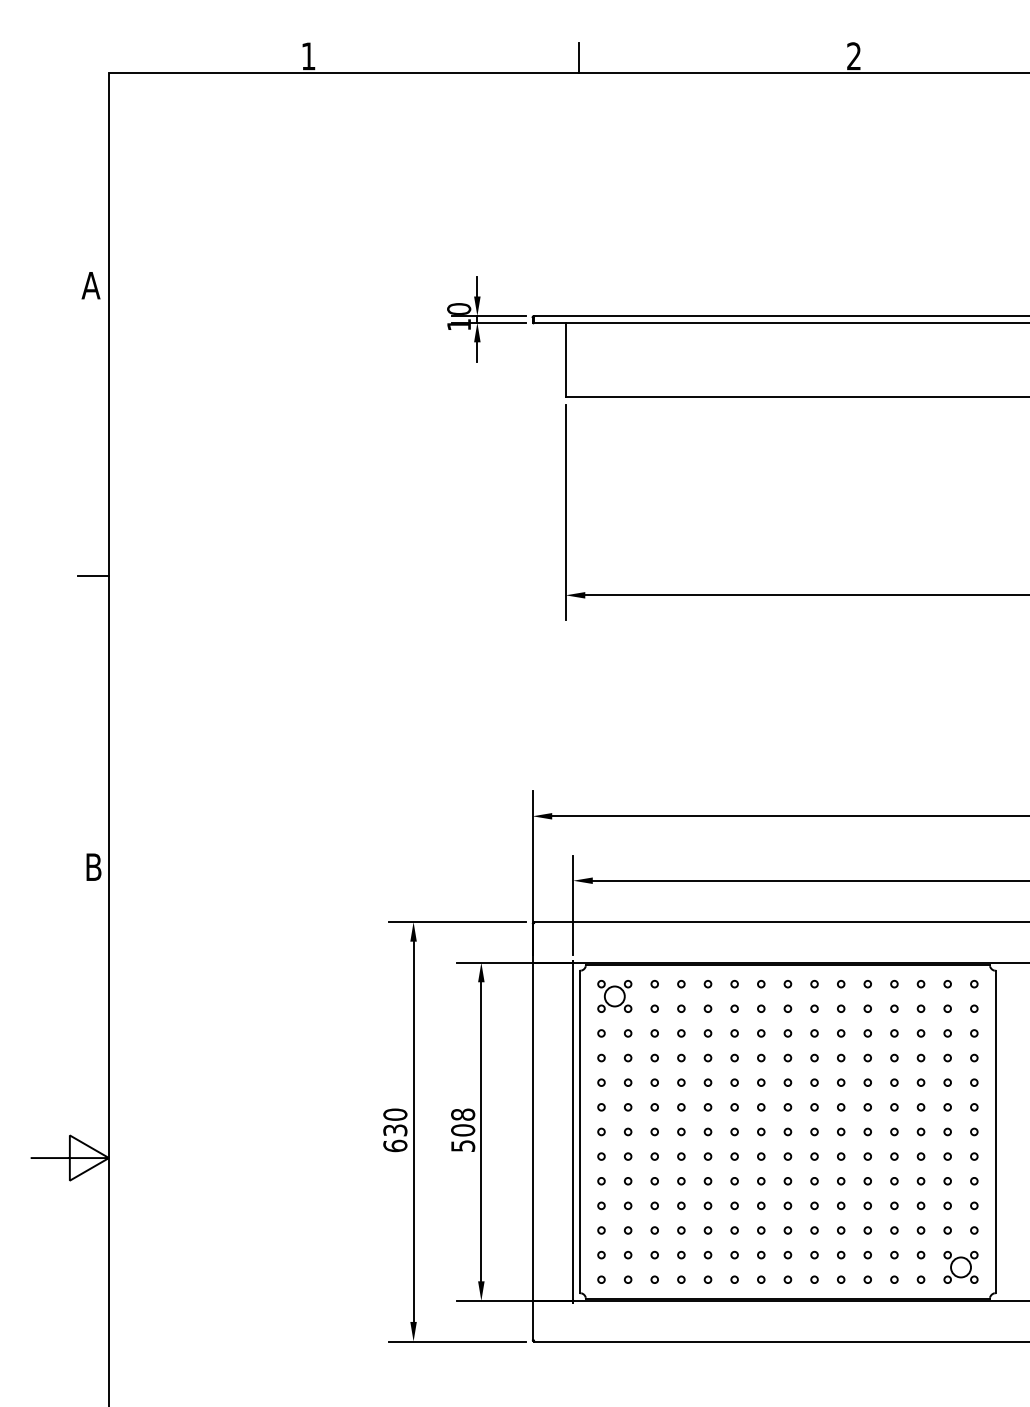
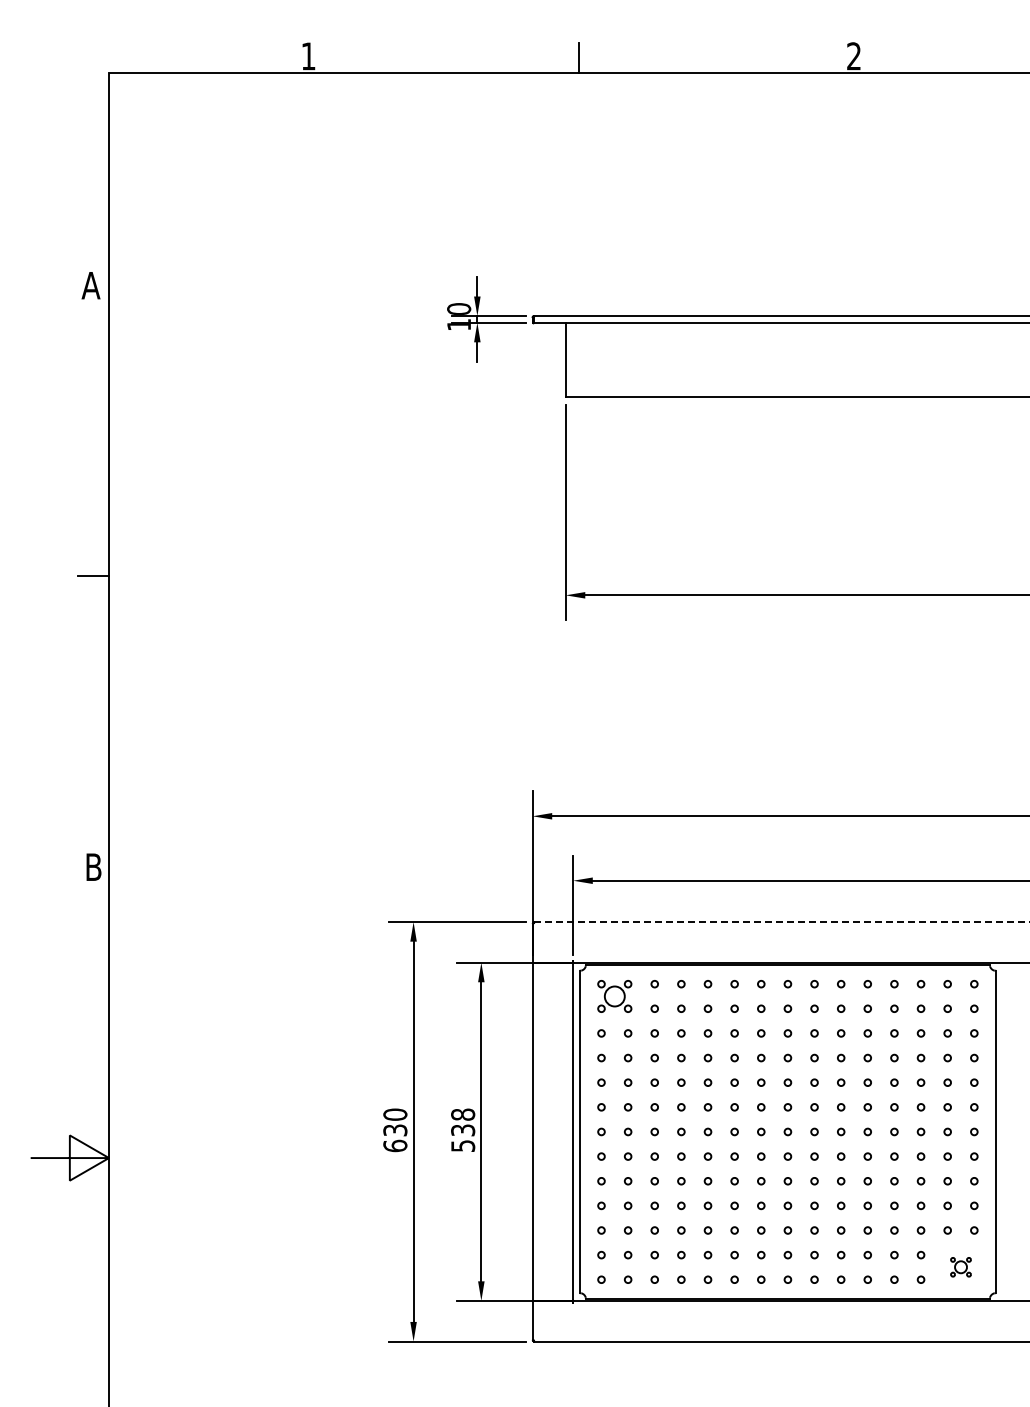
line: solid -> dashed (781, 922)
text: 508 -> 538 (463, 1130)
part size: 36x34 px -> 22x21 px (960, 1267)
